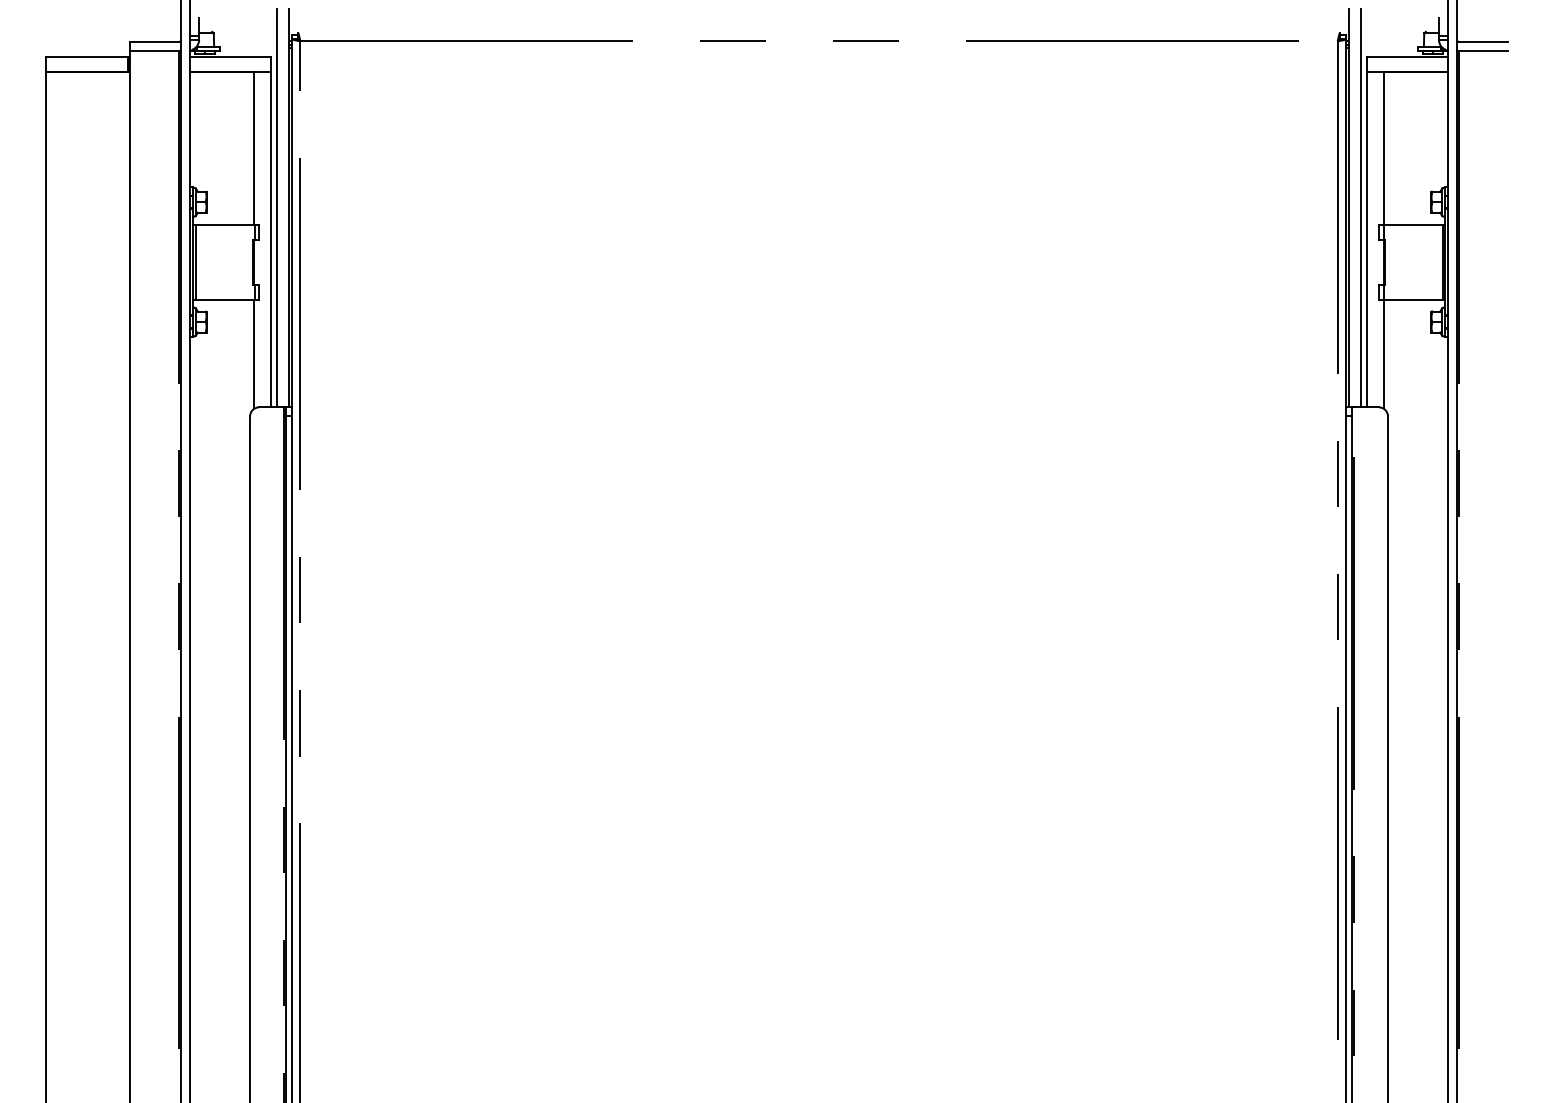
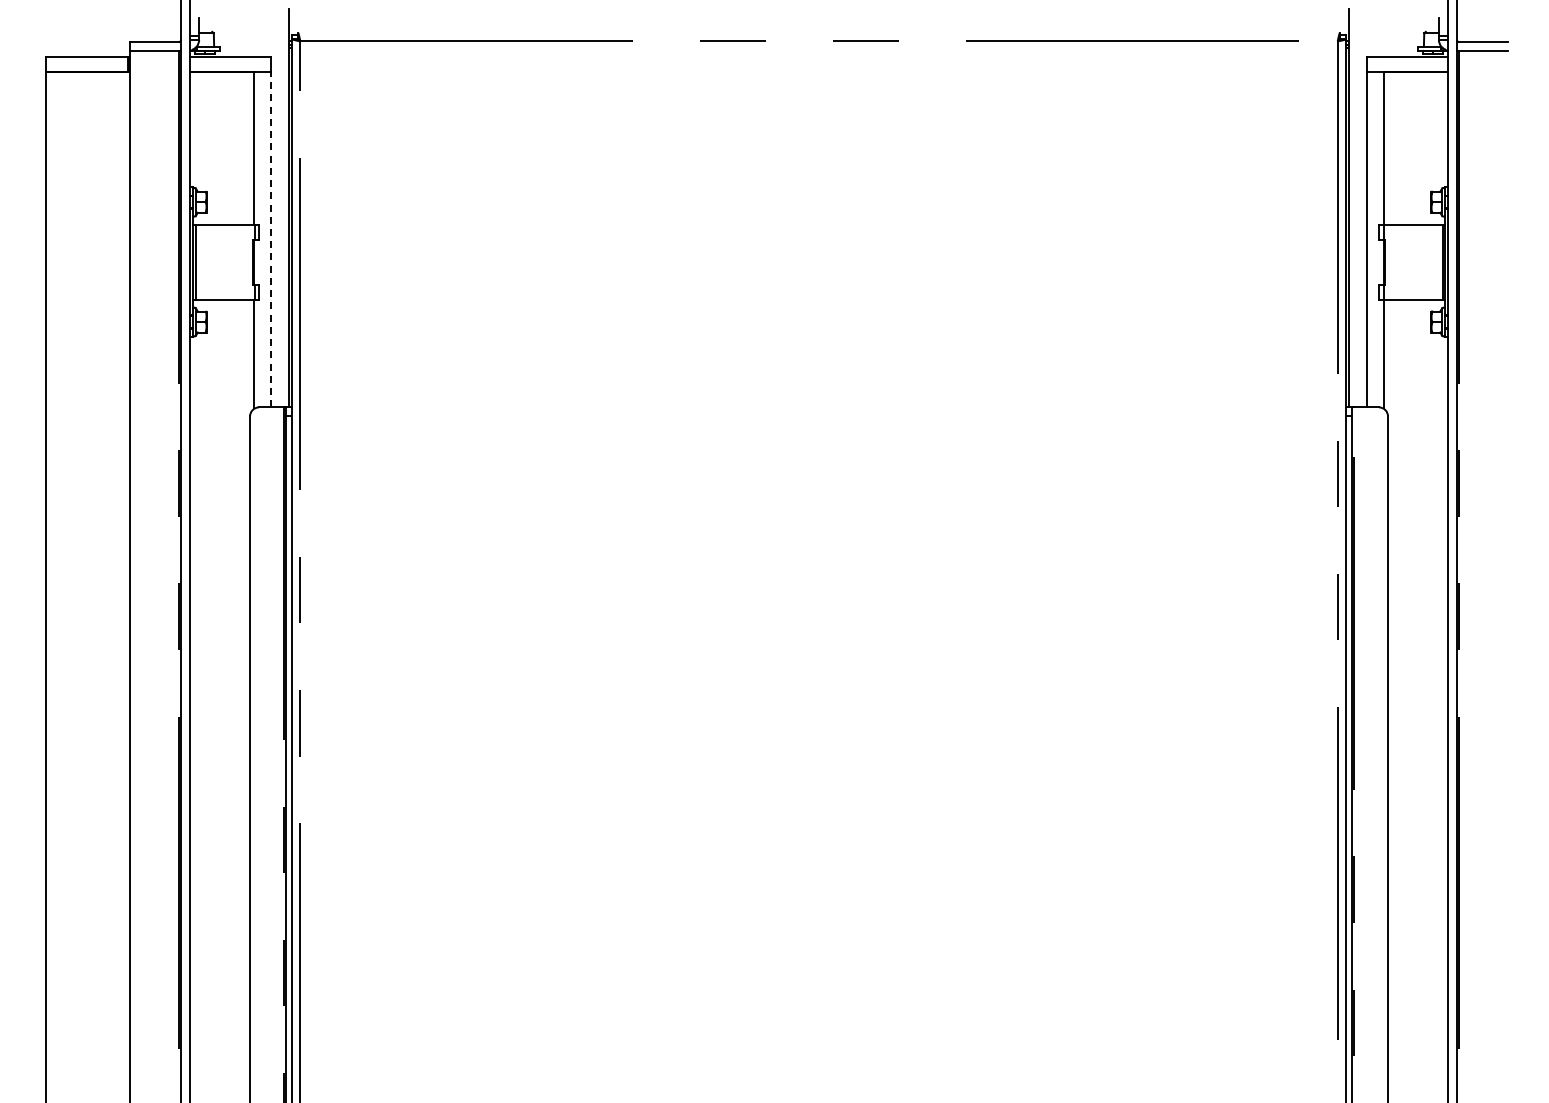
line: present -> none (277, 208)
line: present -> none (1361, 208)
line: solid -> dashed (271, 239)
